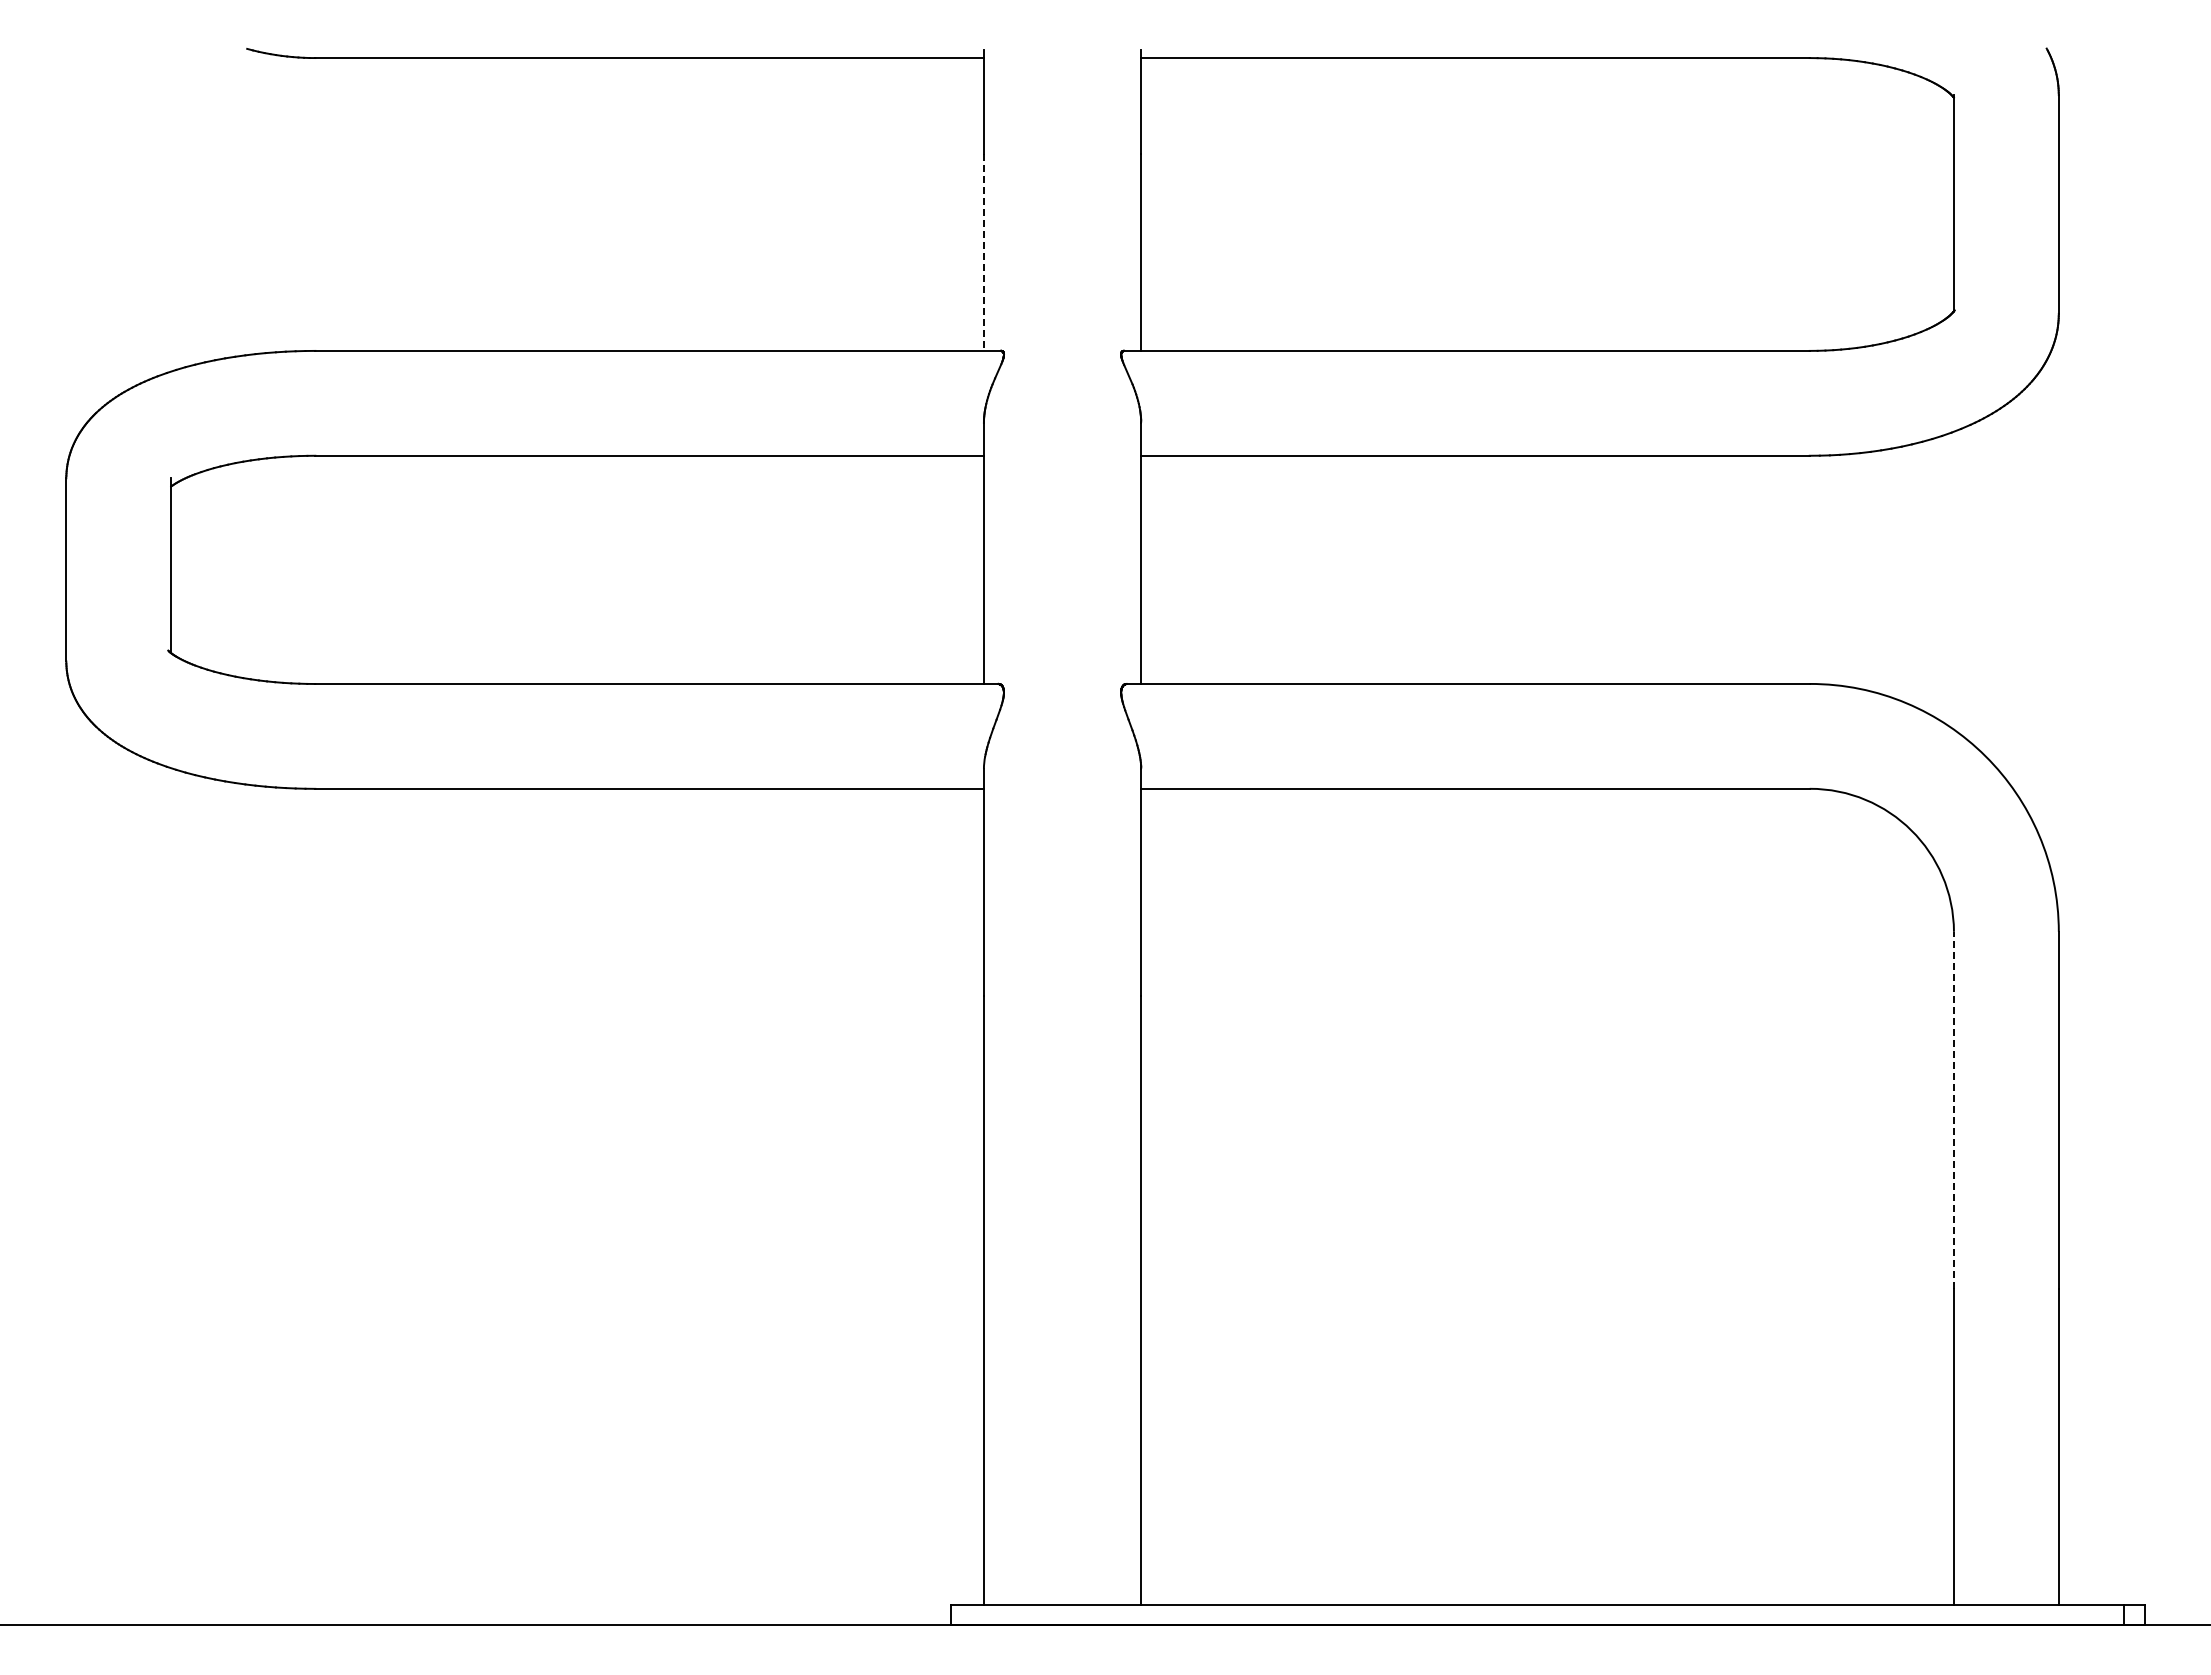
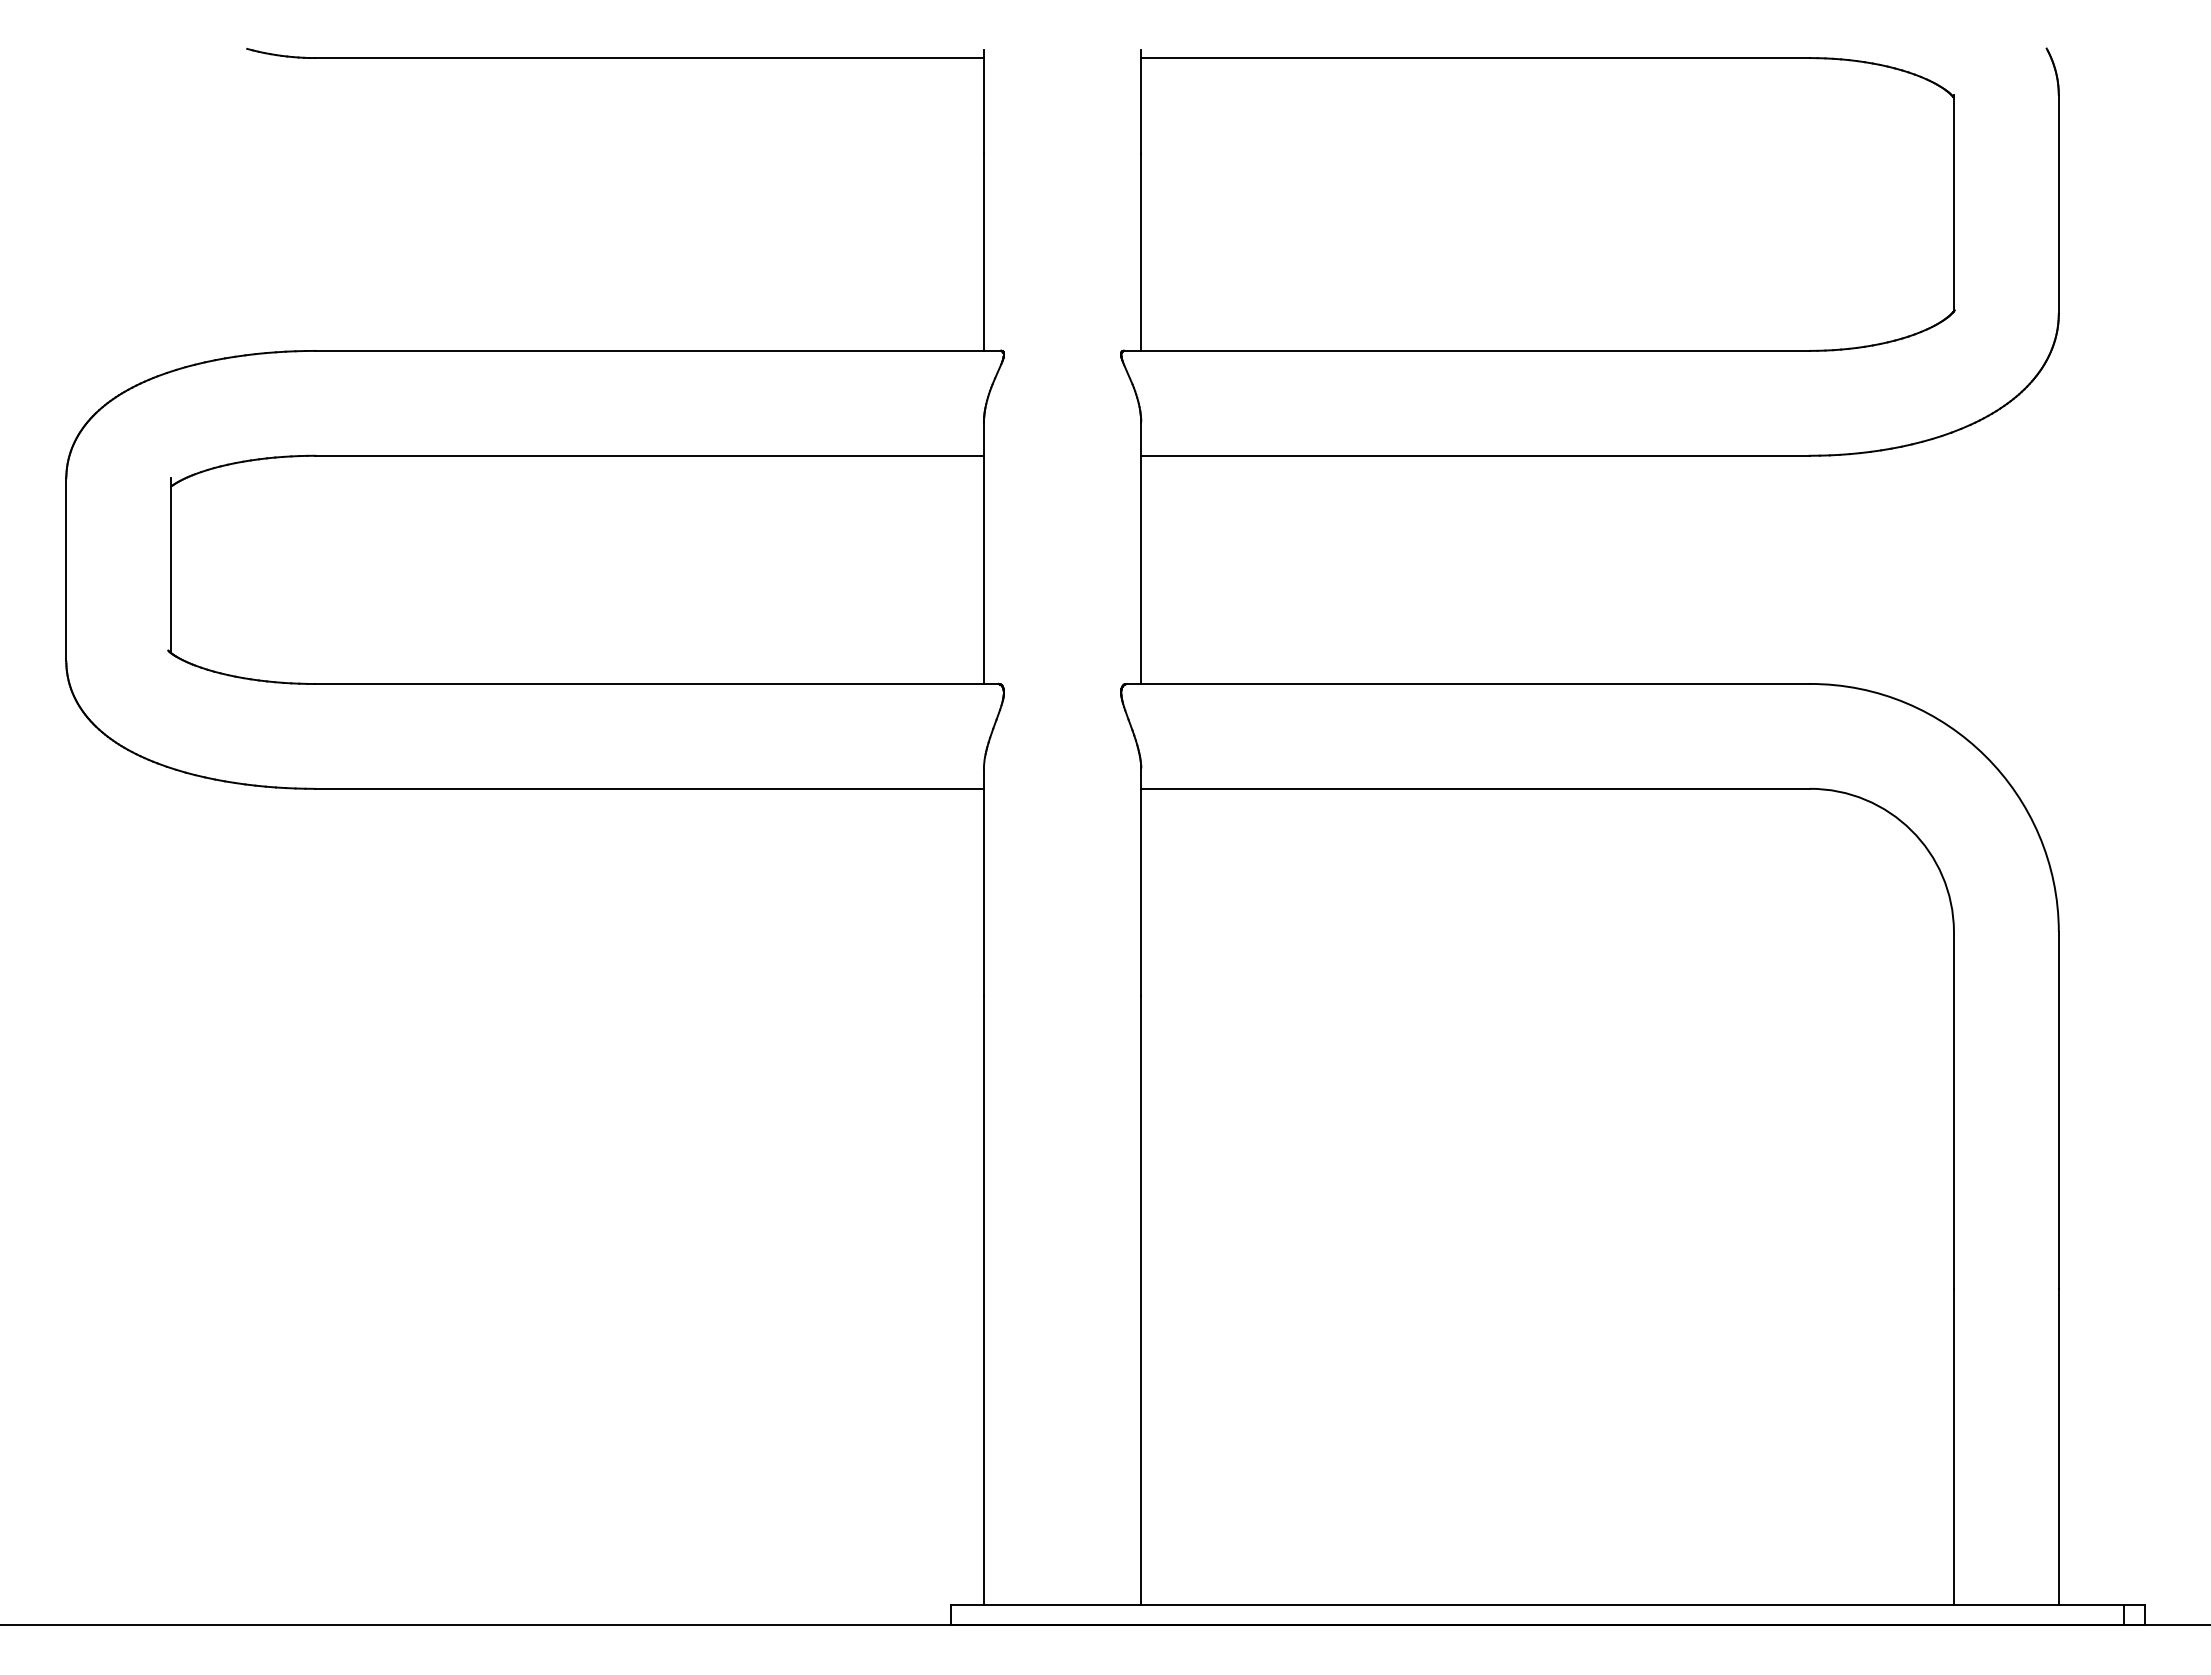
line: dashed -> solid (983, 253)
line: dashed -> solid (1953, 1109)
